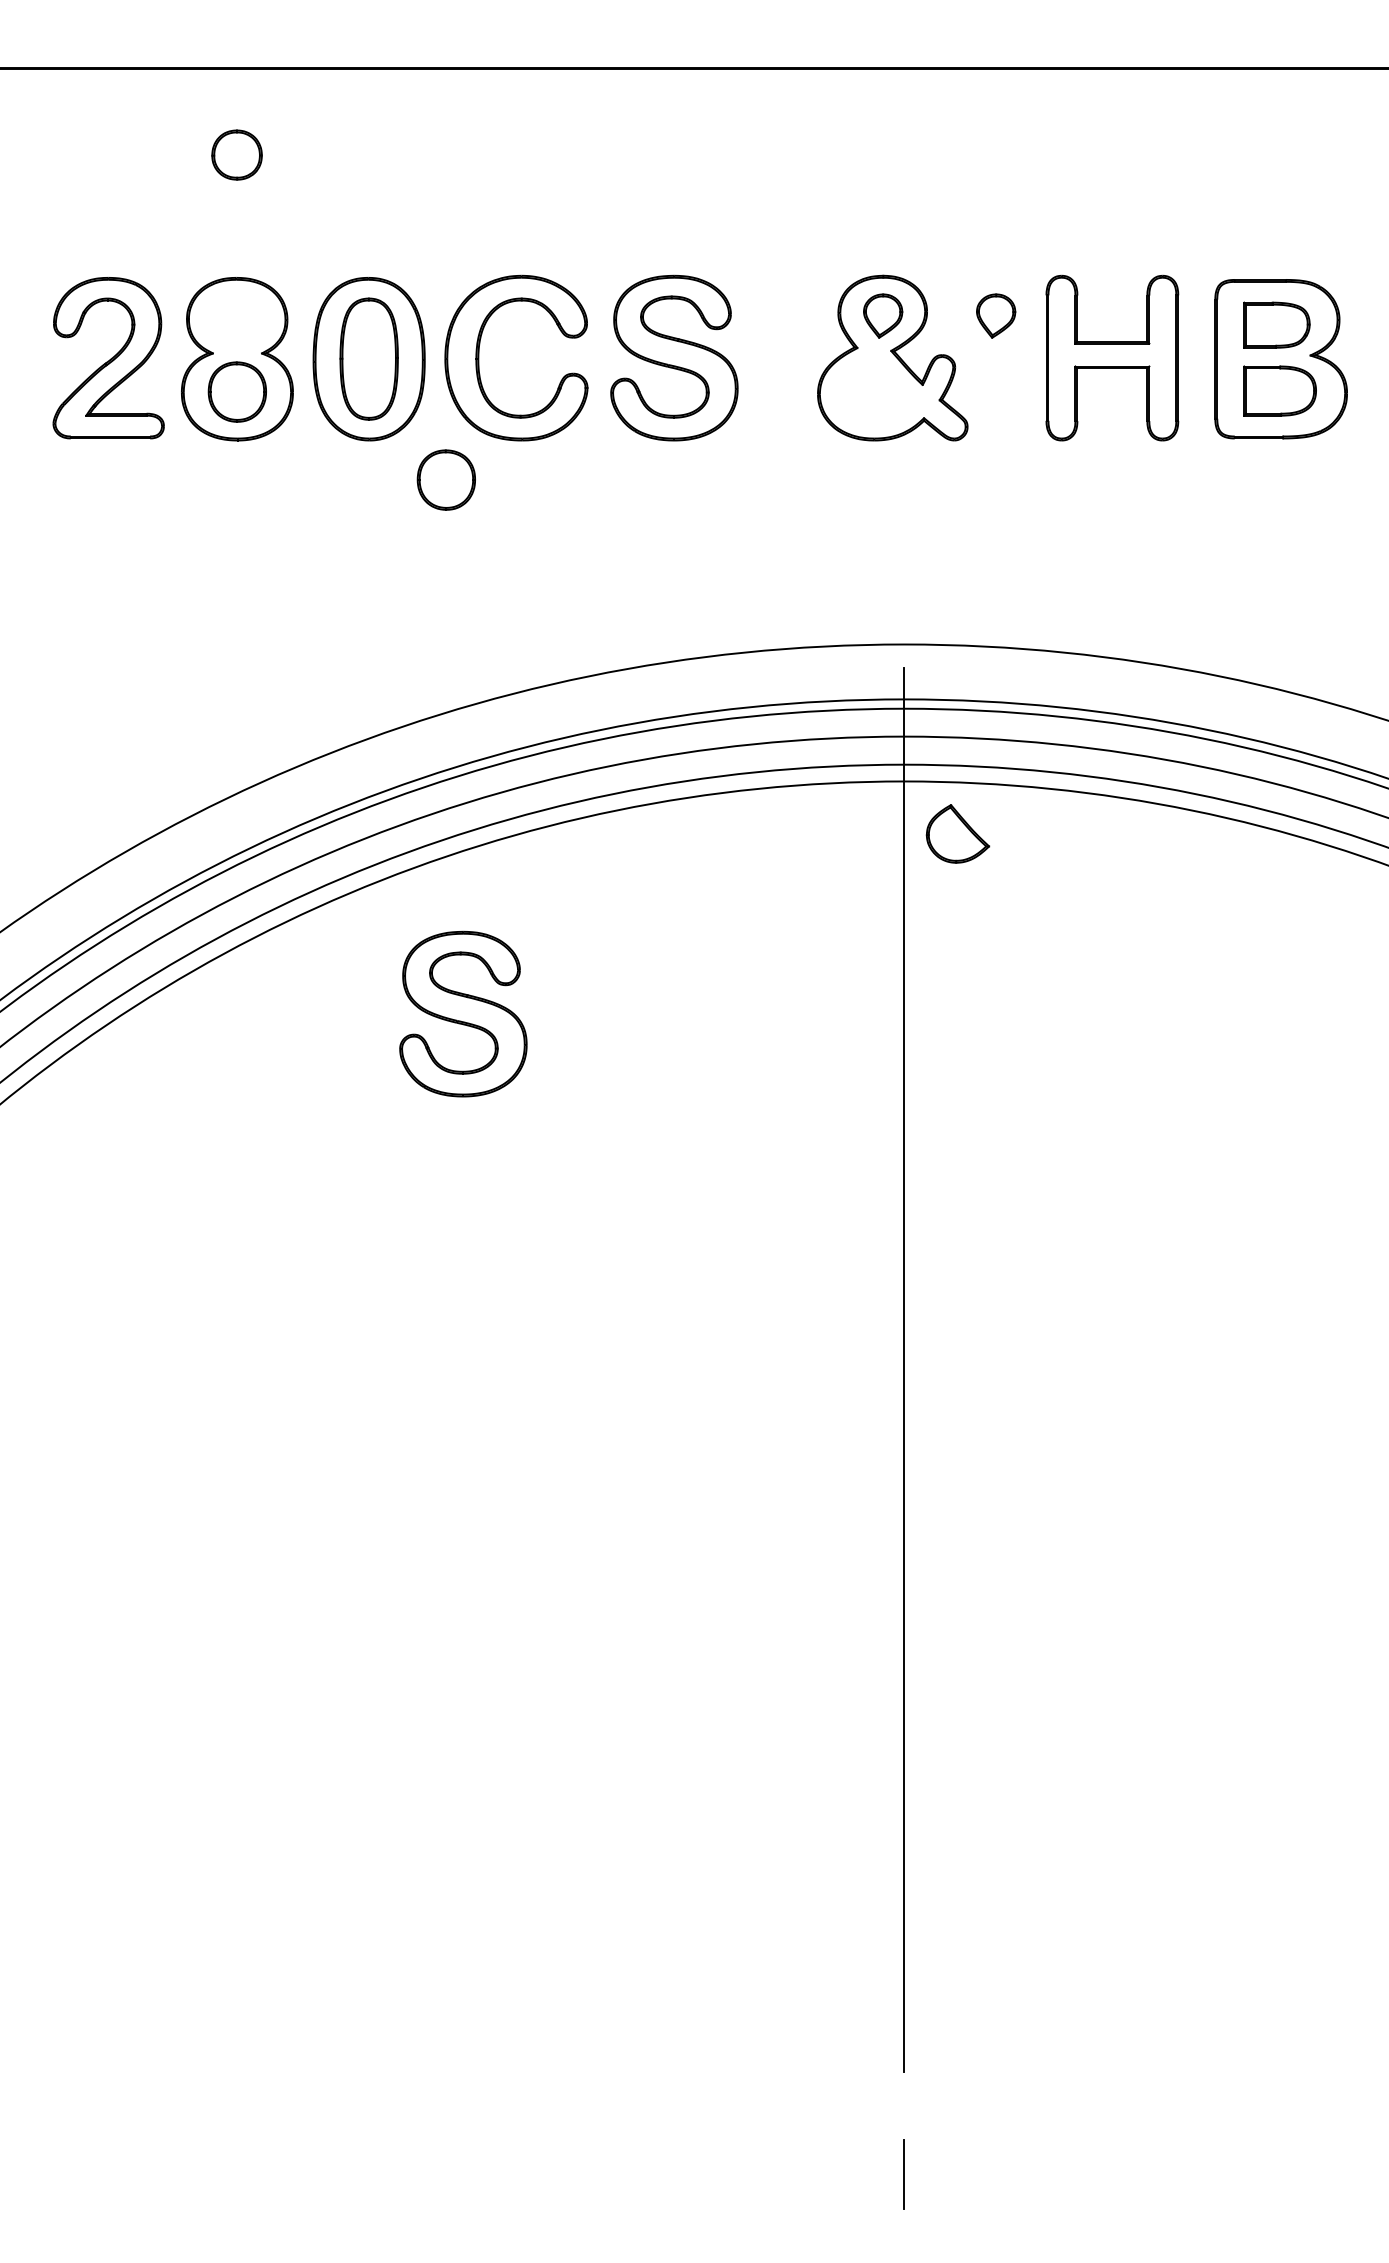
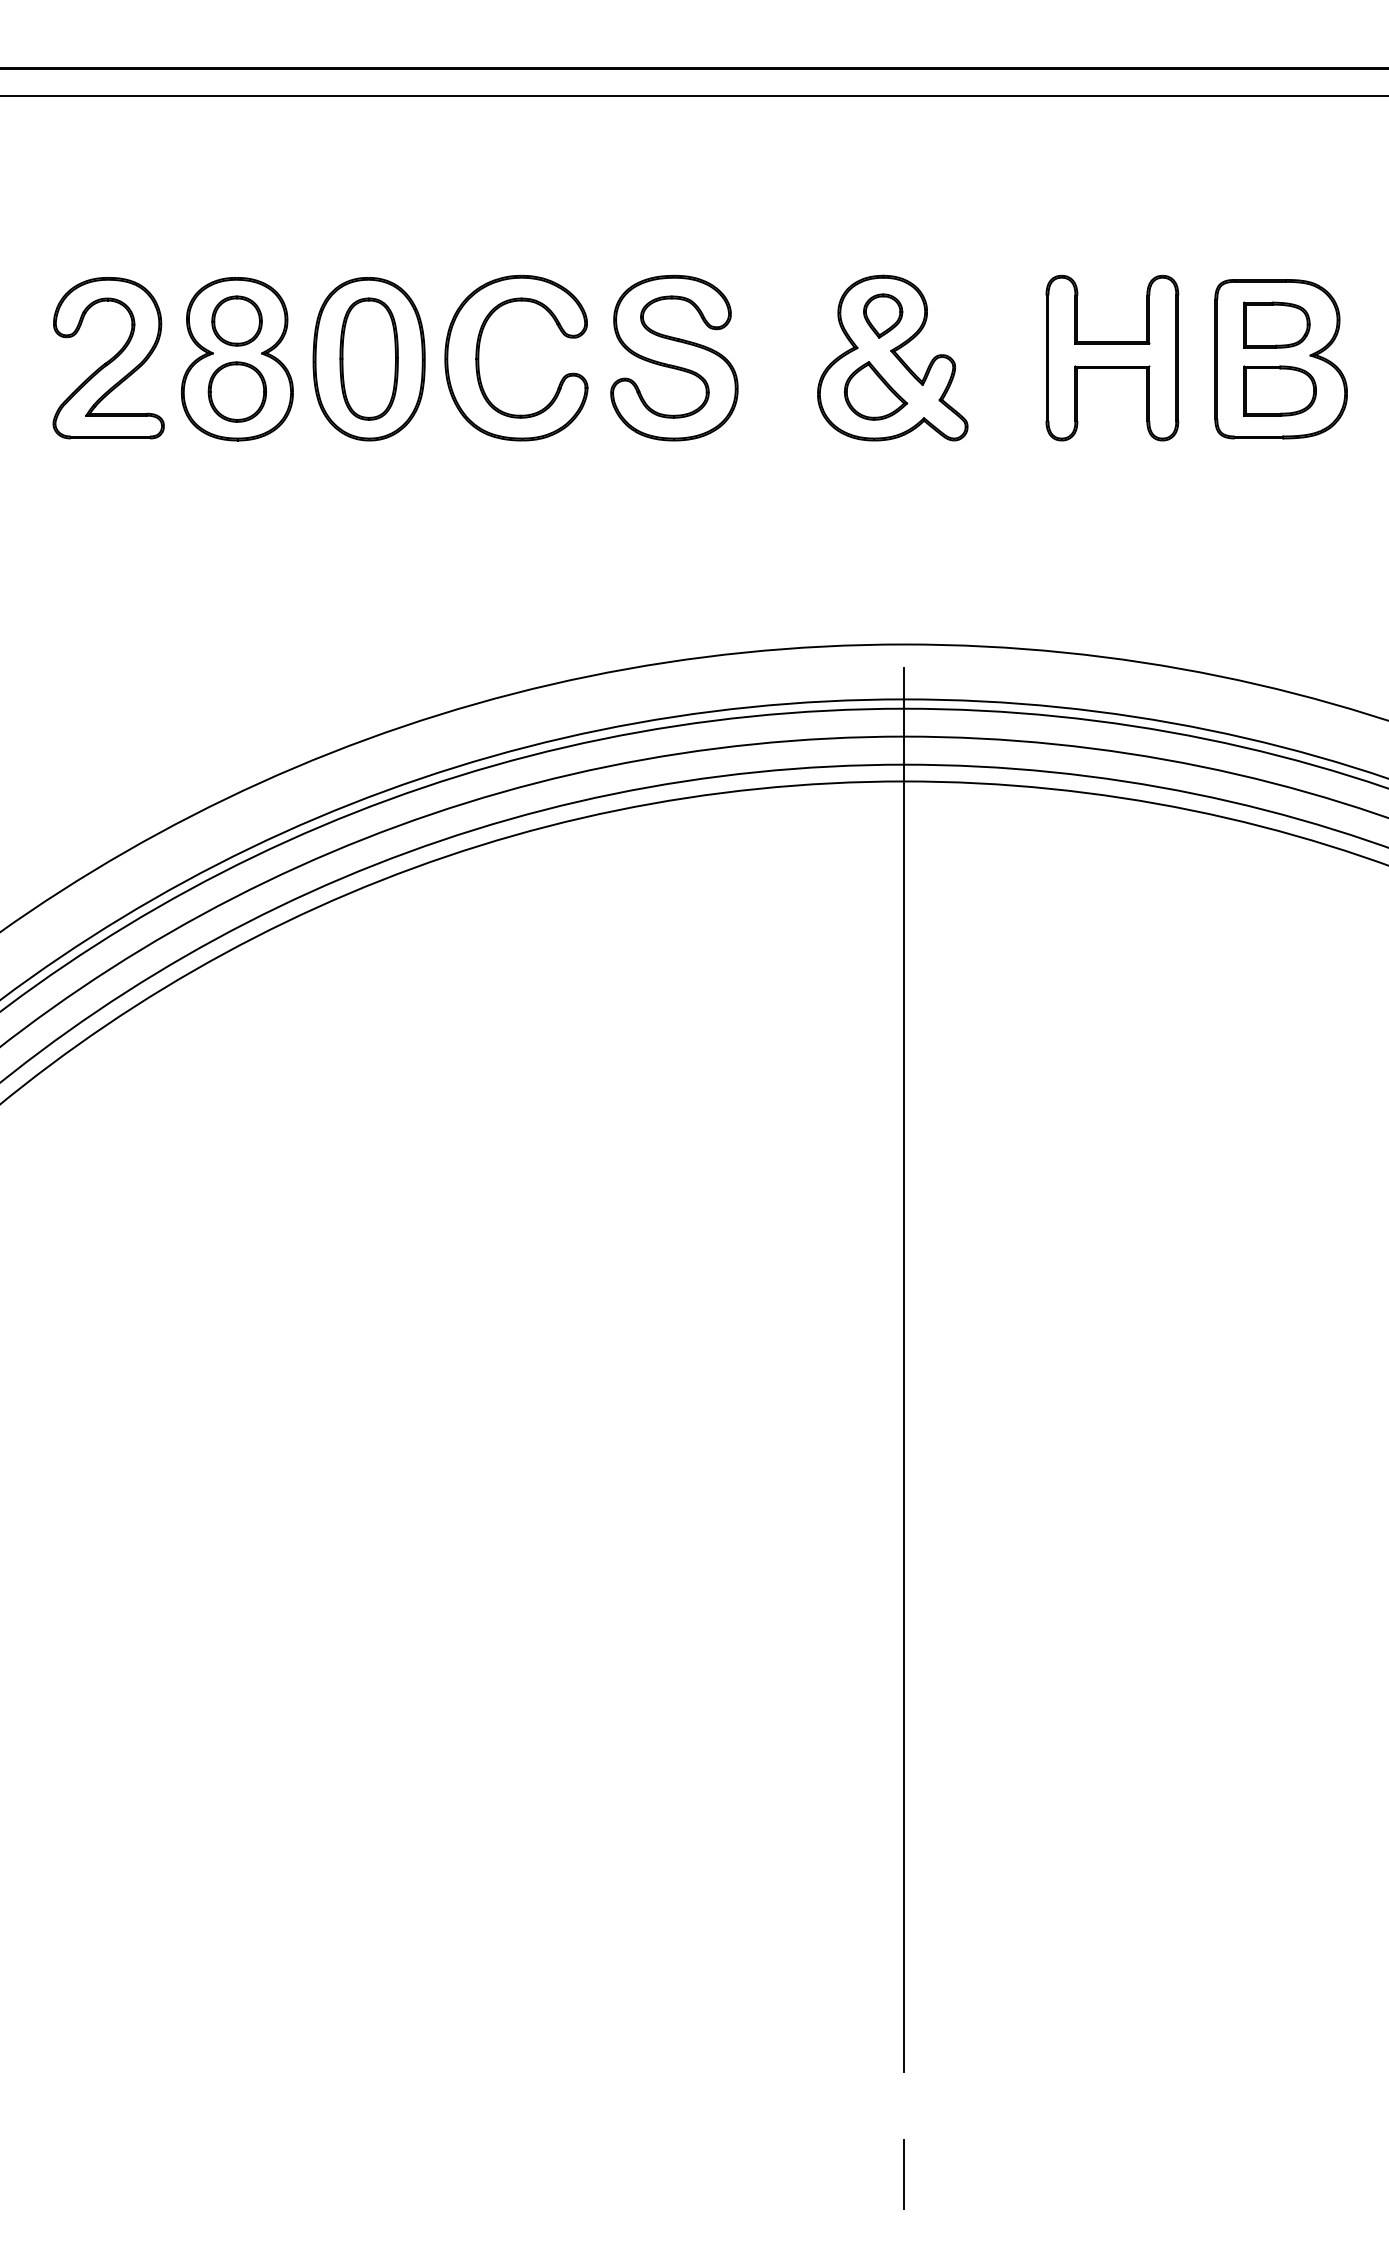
line: none -> present (693, 95)
part position: (236, 154) -> (236, 320) (236, 320)
part: present -> none (996, 315)
part: present -> none (445, 479)
part position: (957, 833) -> (875, 390) (875, 390)
part: present -> none (463, 1013)
